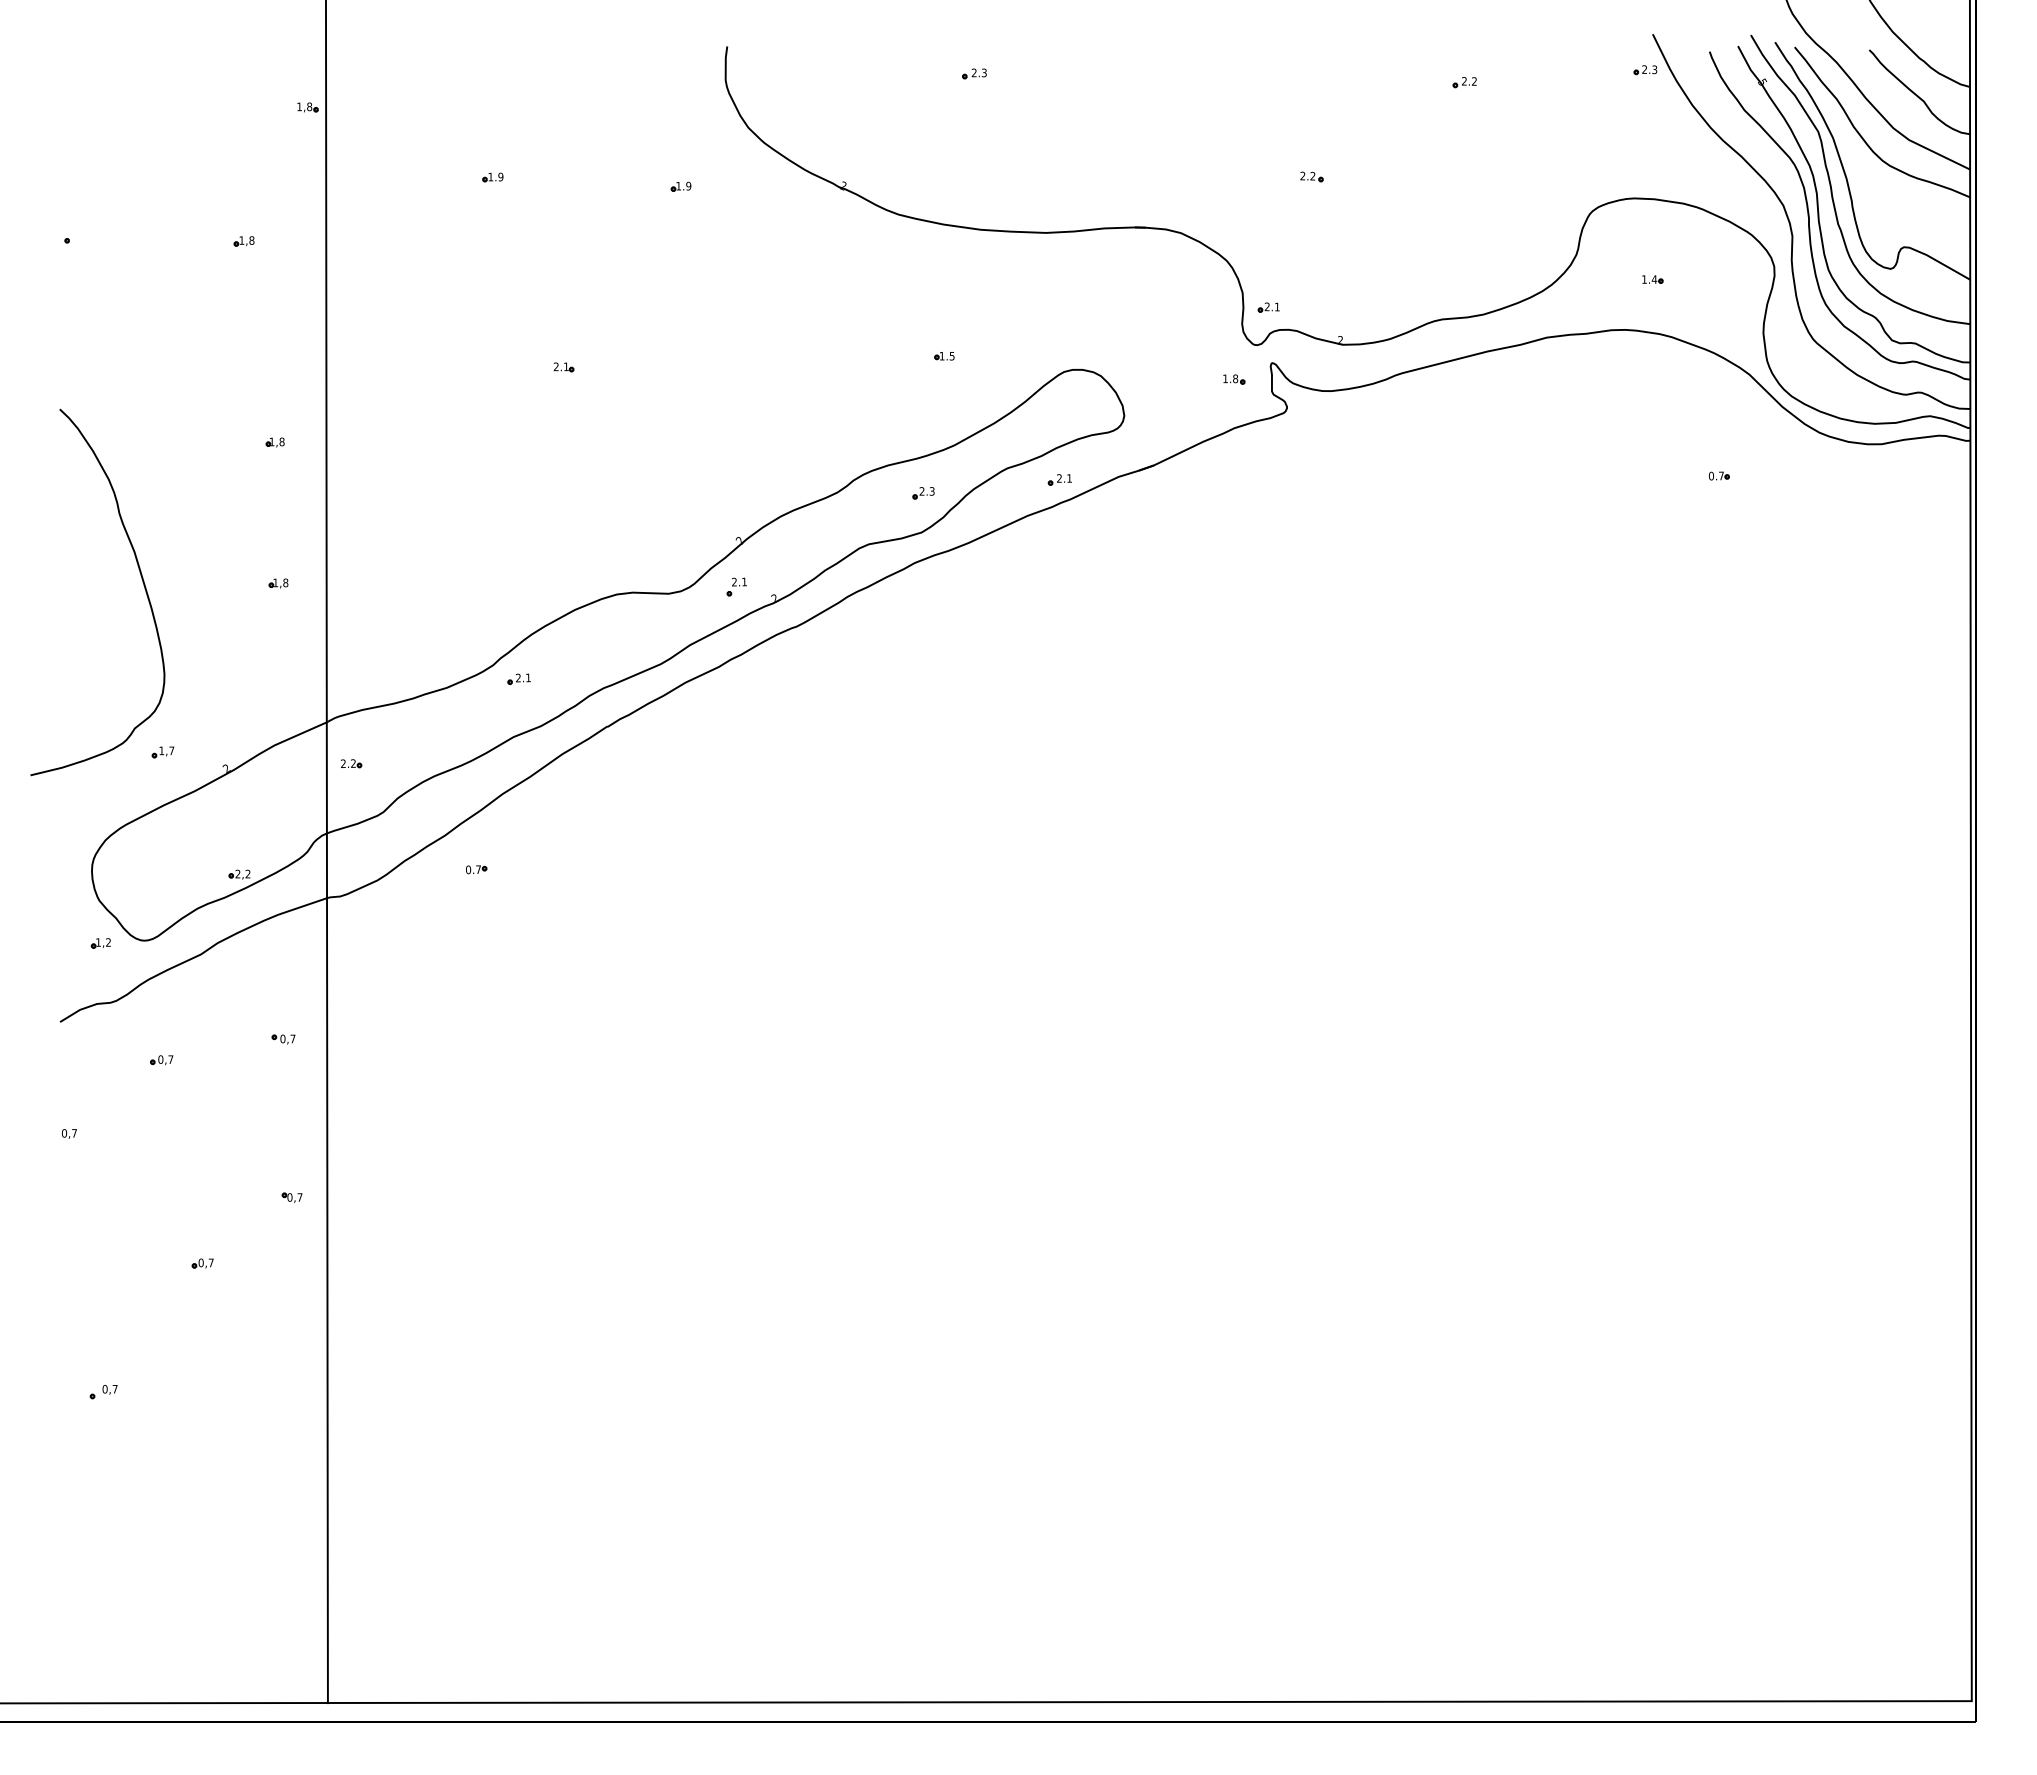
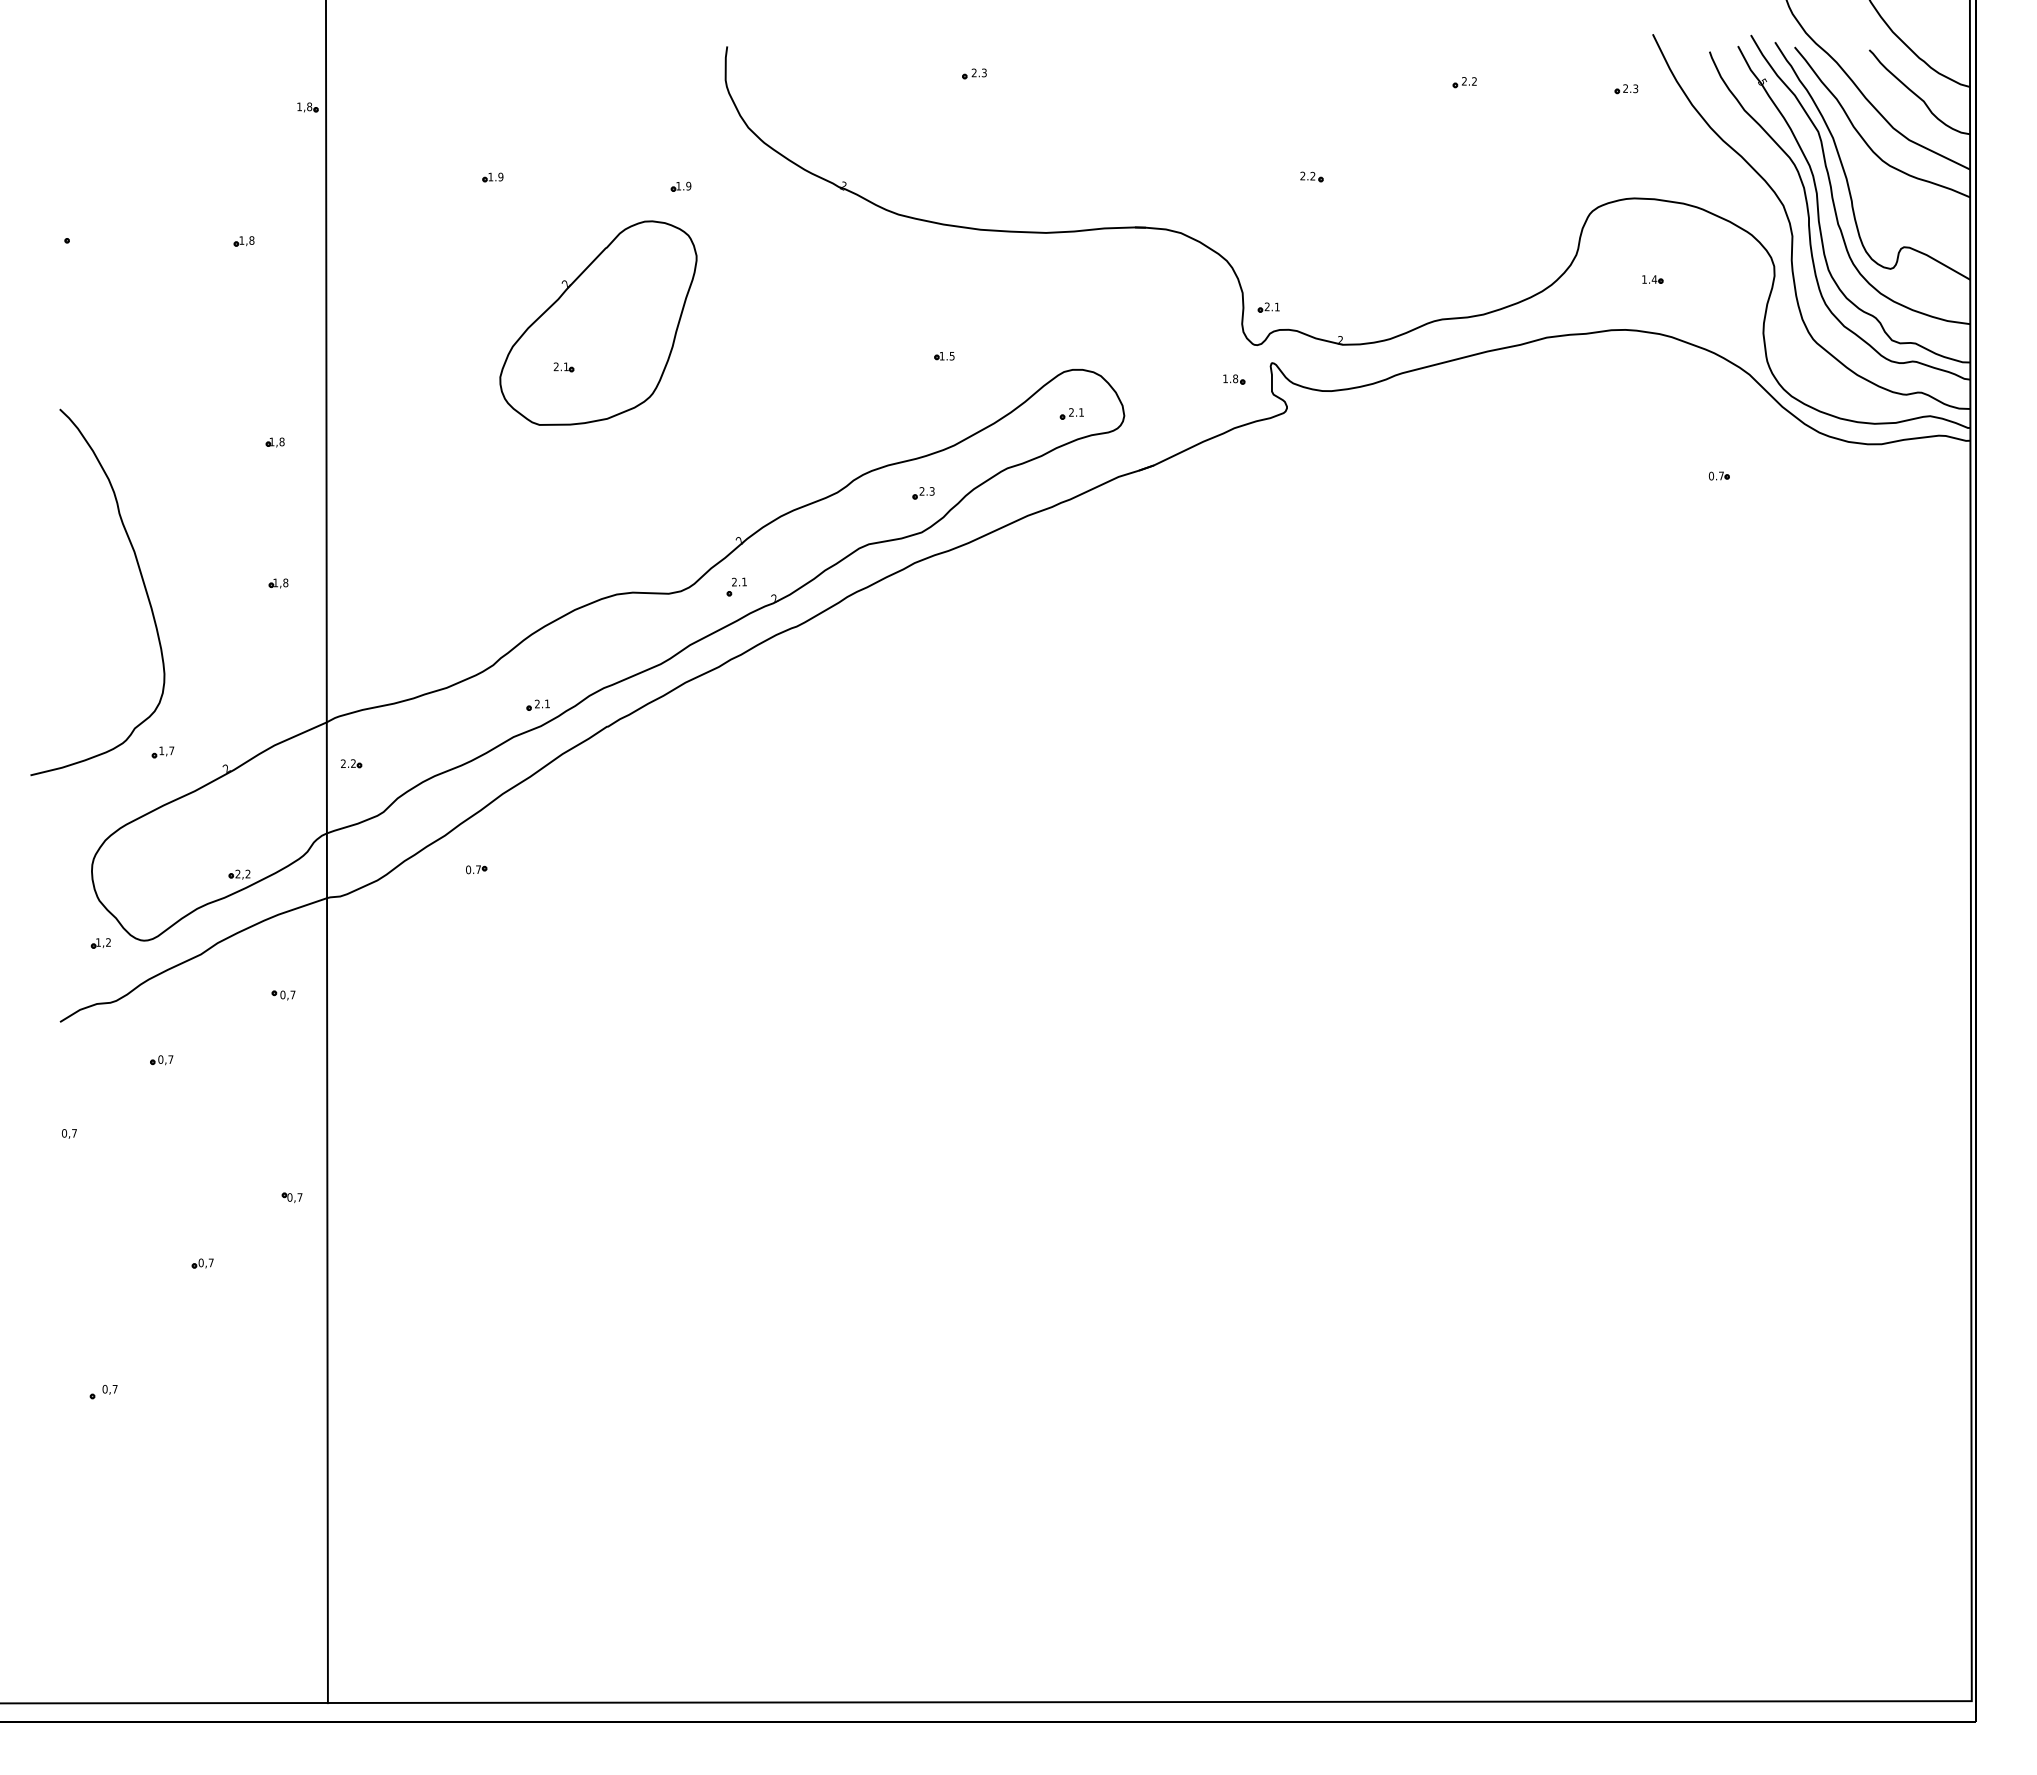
part position: (1645, 70) -> (1626, 89) (1626, 89)
part: none -> present (598, 322)
part position: (1059, 479) -> (1071, 413) (1071, 413)
part position: (518, 678) -> (537, 704) (537, 704)
part position: (283, 1039) -> (283, 995) (283, 995)
